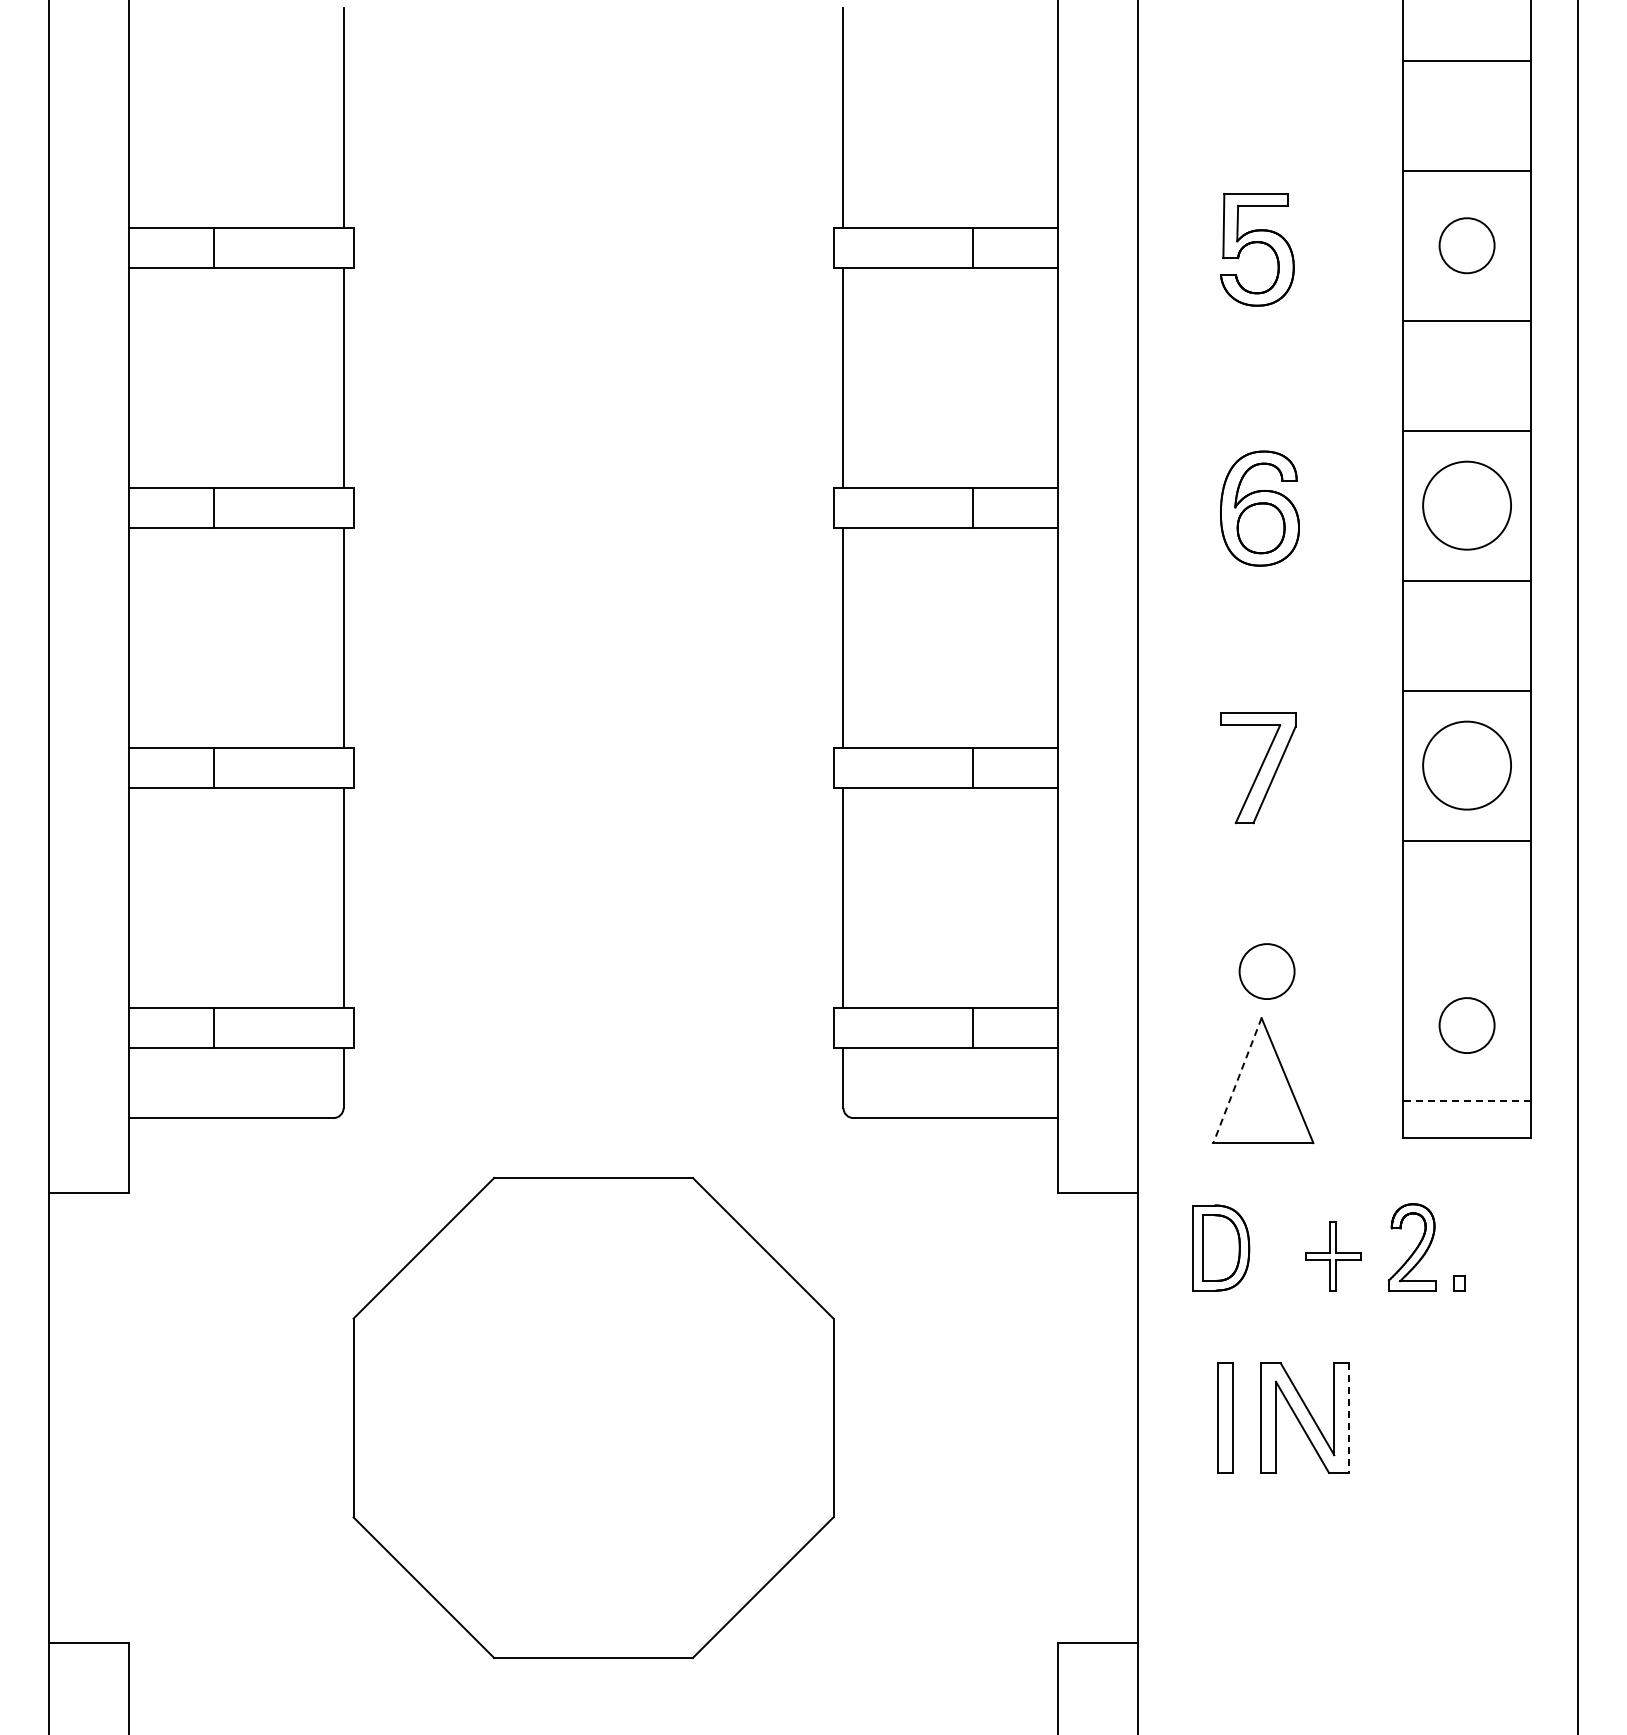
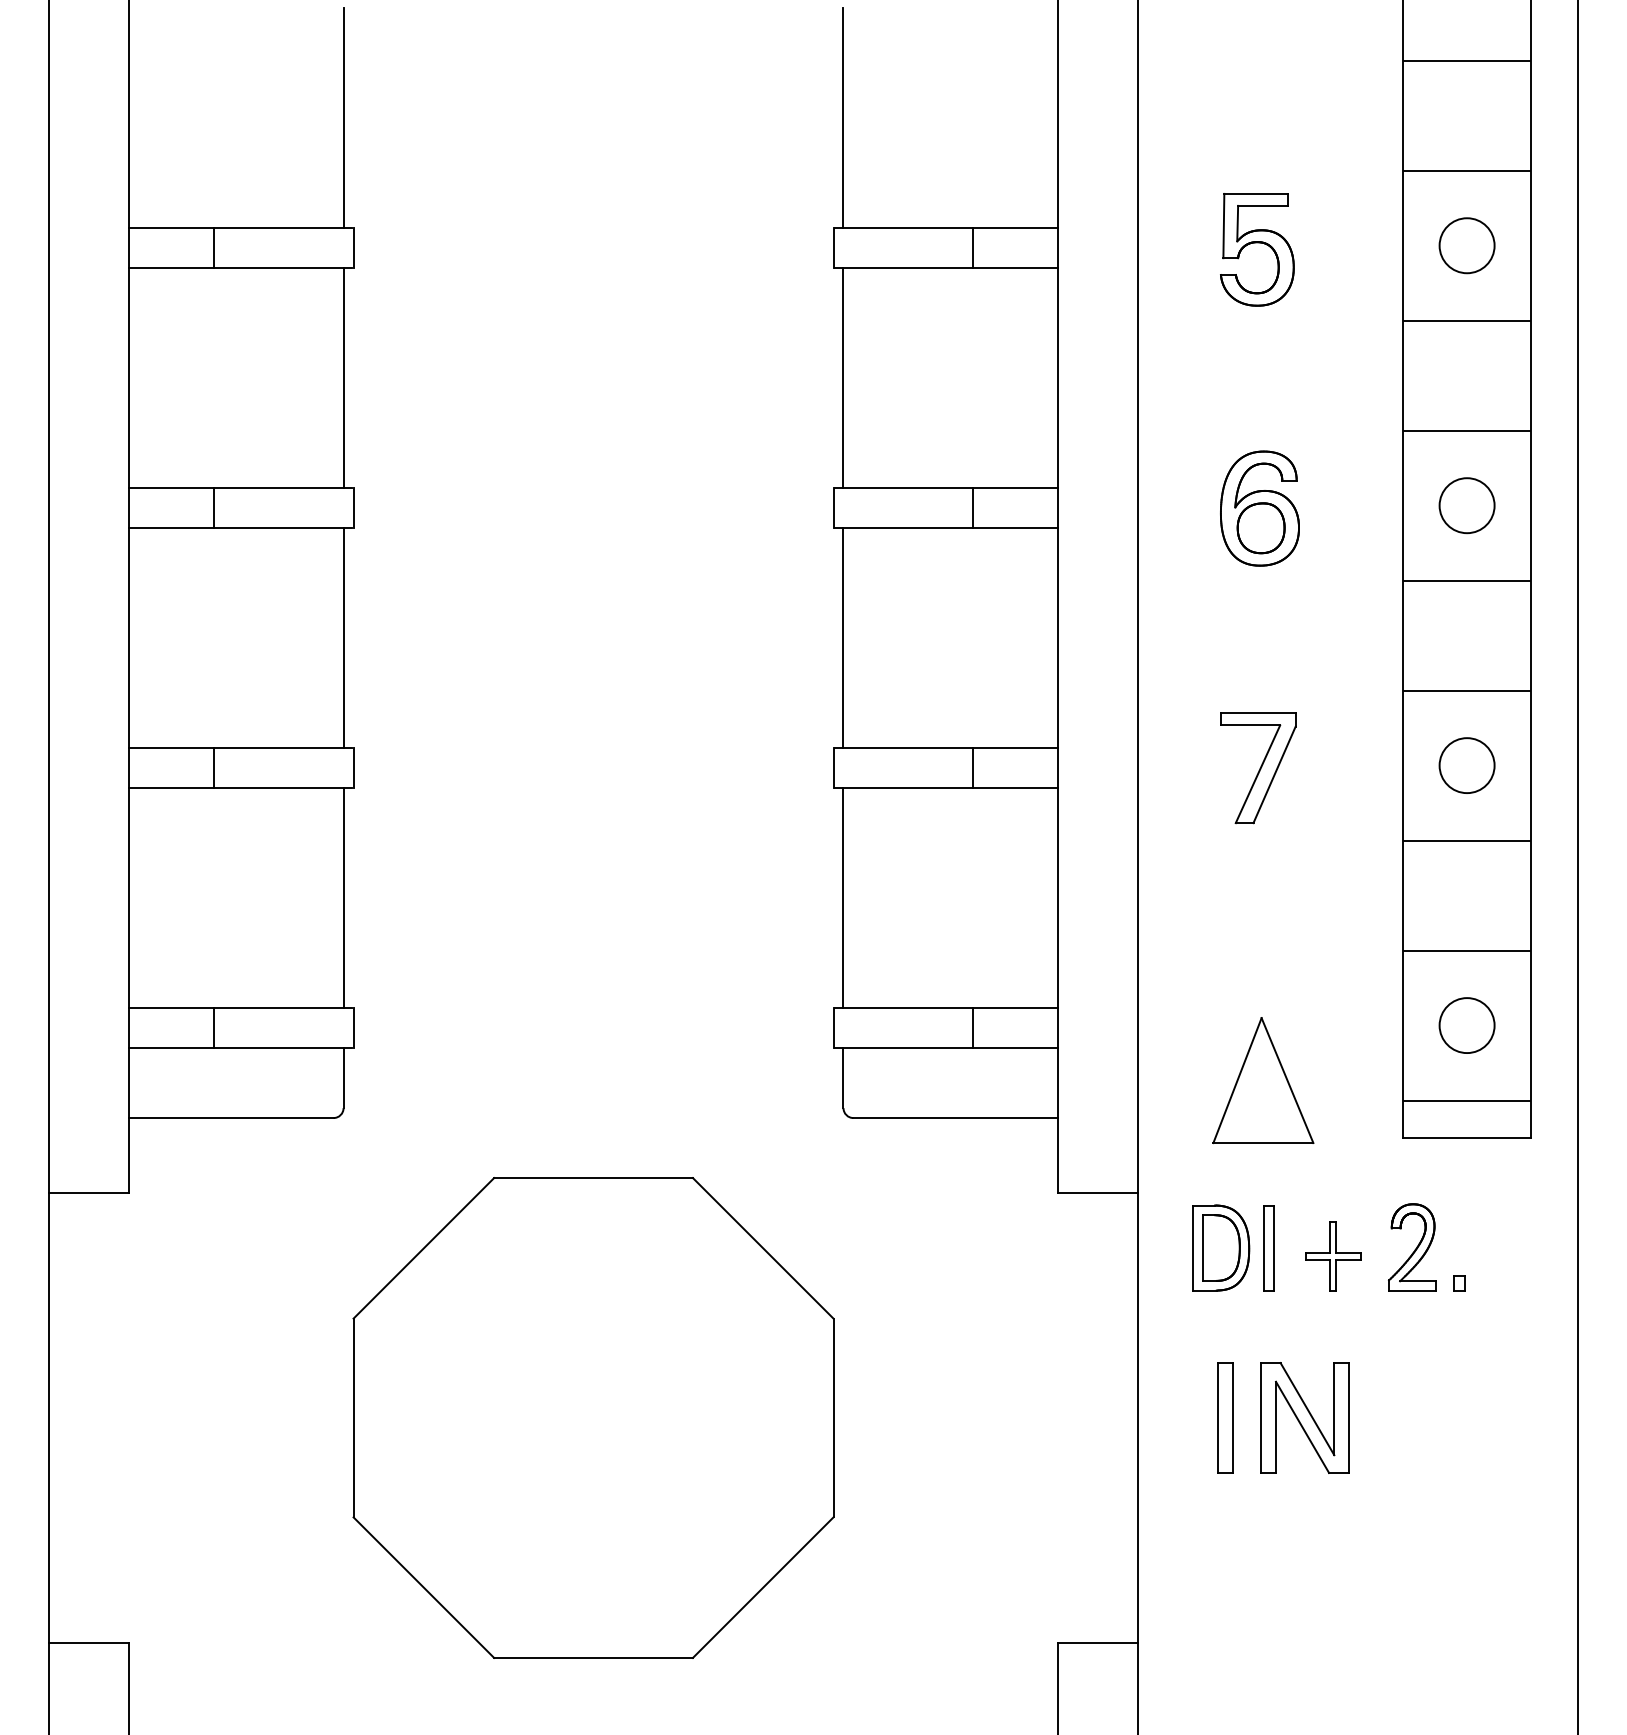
circle diameter: 88 px -> 55 px (1466, 505)
circle diameter: 88 px -> 55 px (1466, 765)
line: none -> present (1466, 950)
circle: present -> none (1266, 971)
line: dashed -> solid (1237, 1080)
line: dashed -> solid (1467, 1100)
part: none -> present (1268, 1248)
line: dashed -> solid (1349, 1418)
